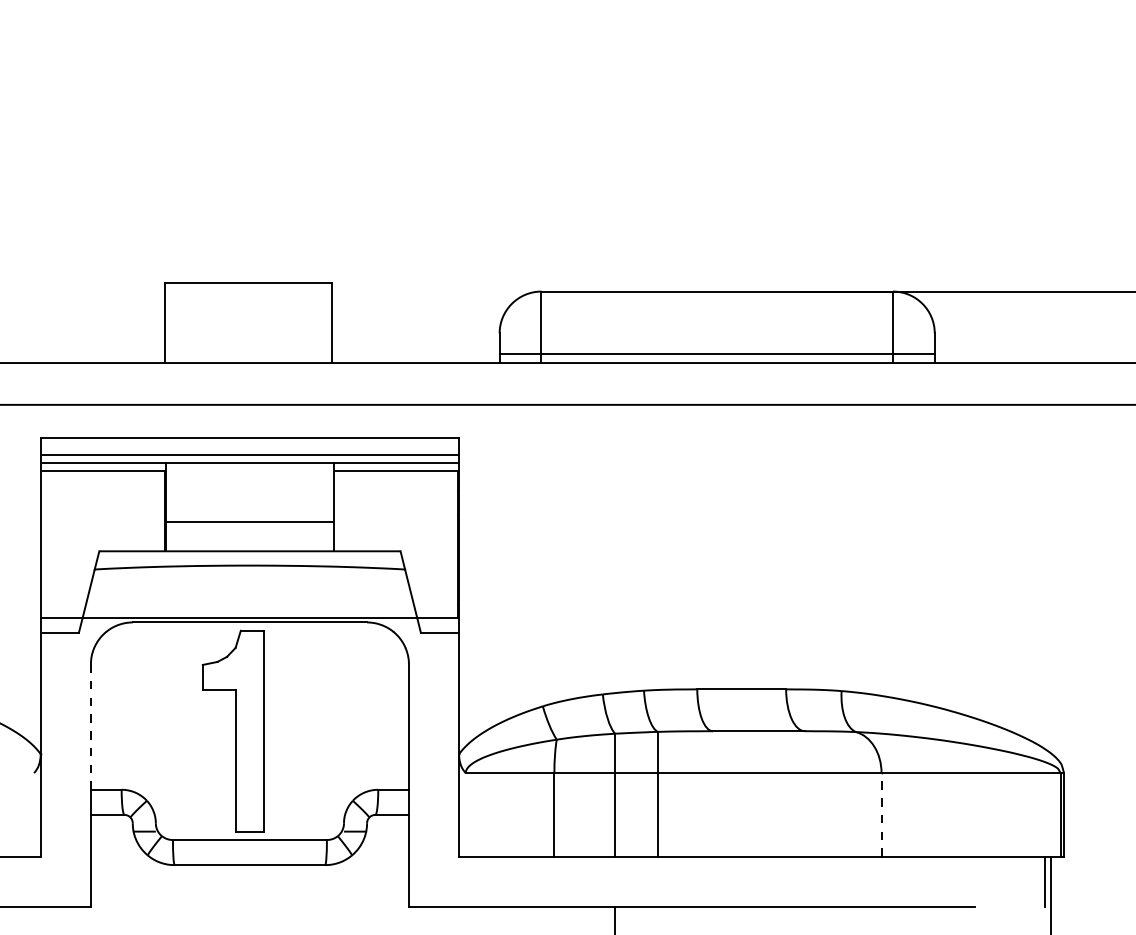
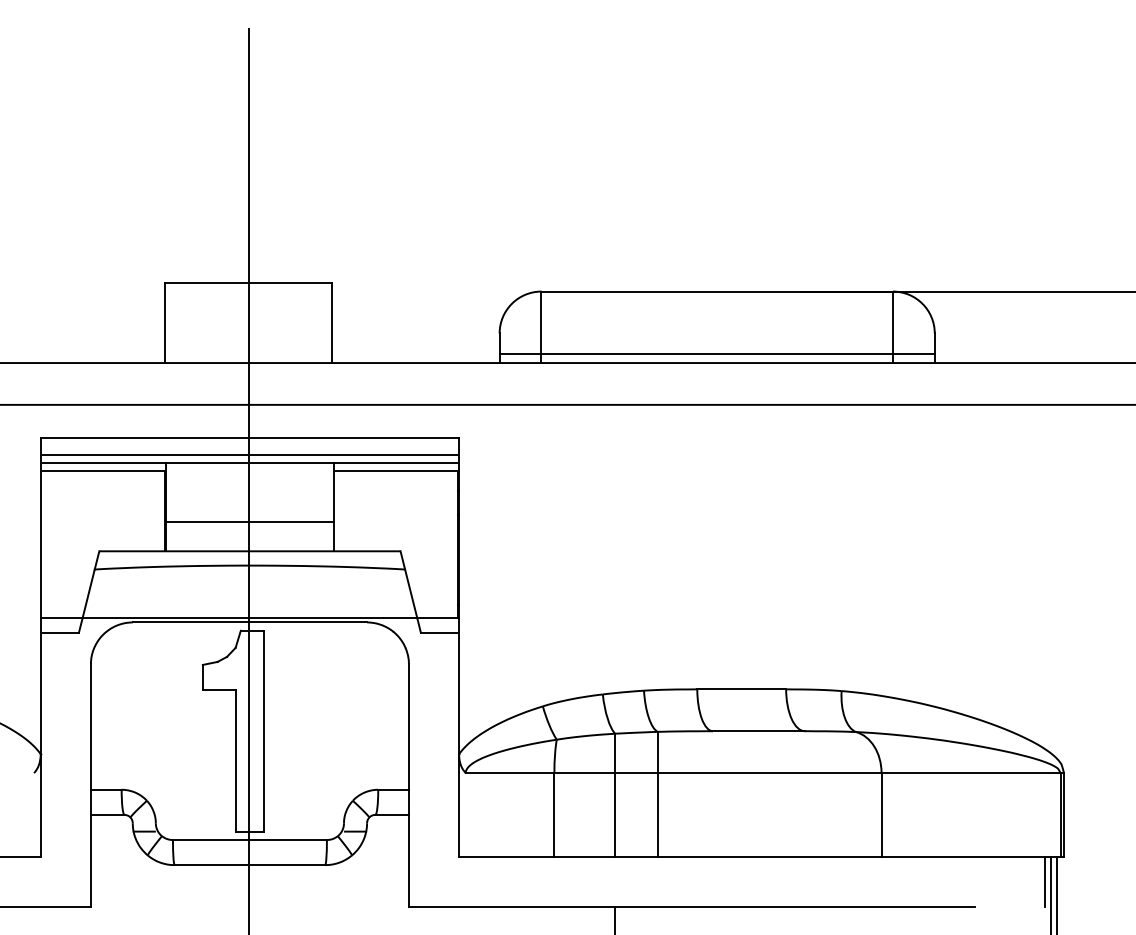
line: none -> present (248, 479)
line: dashed -> solid (90, 727)
line: dashed -> solid (881, 814)
line: none -> present (1056, 893)
